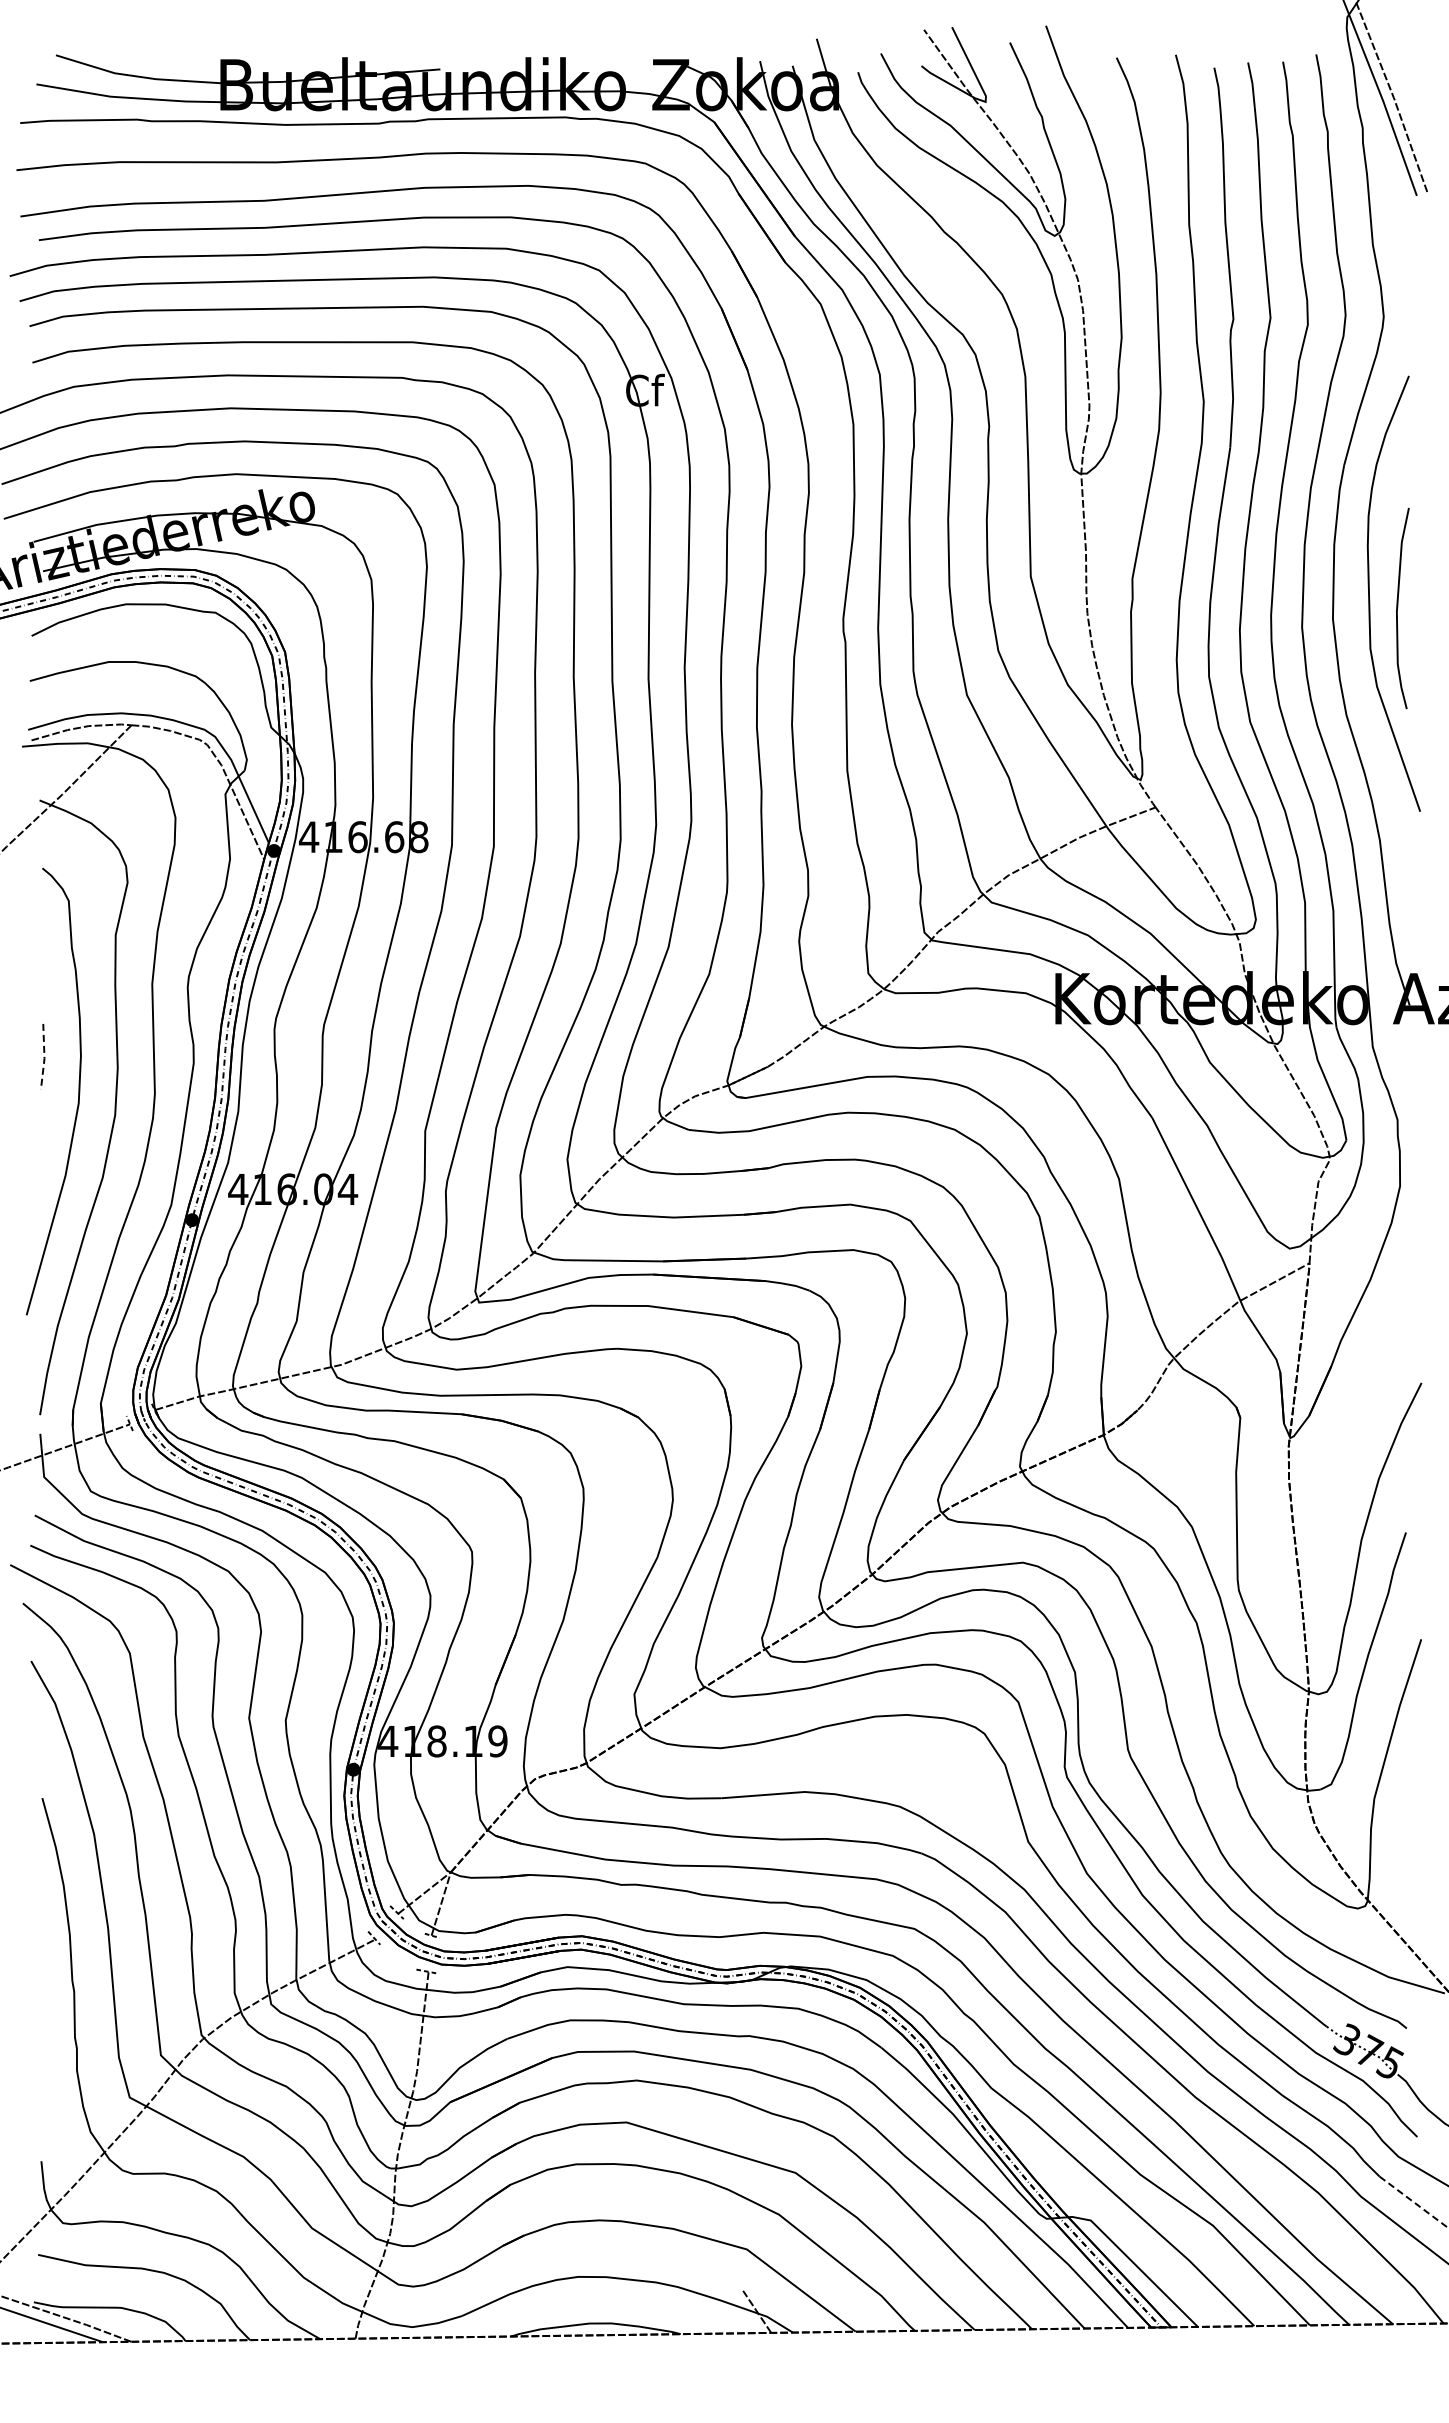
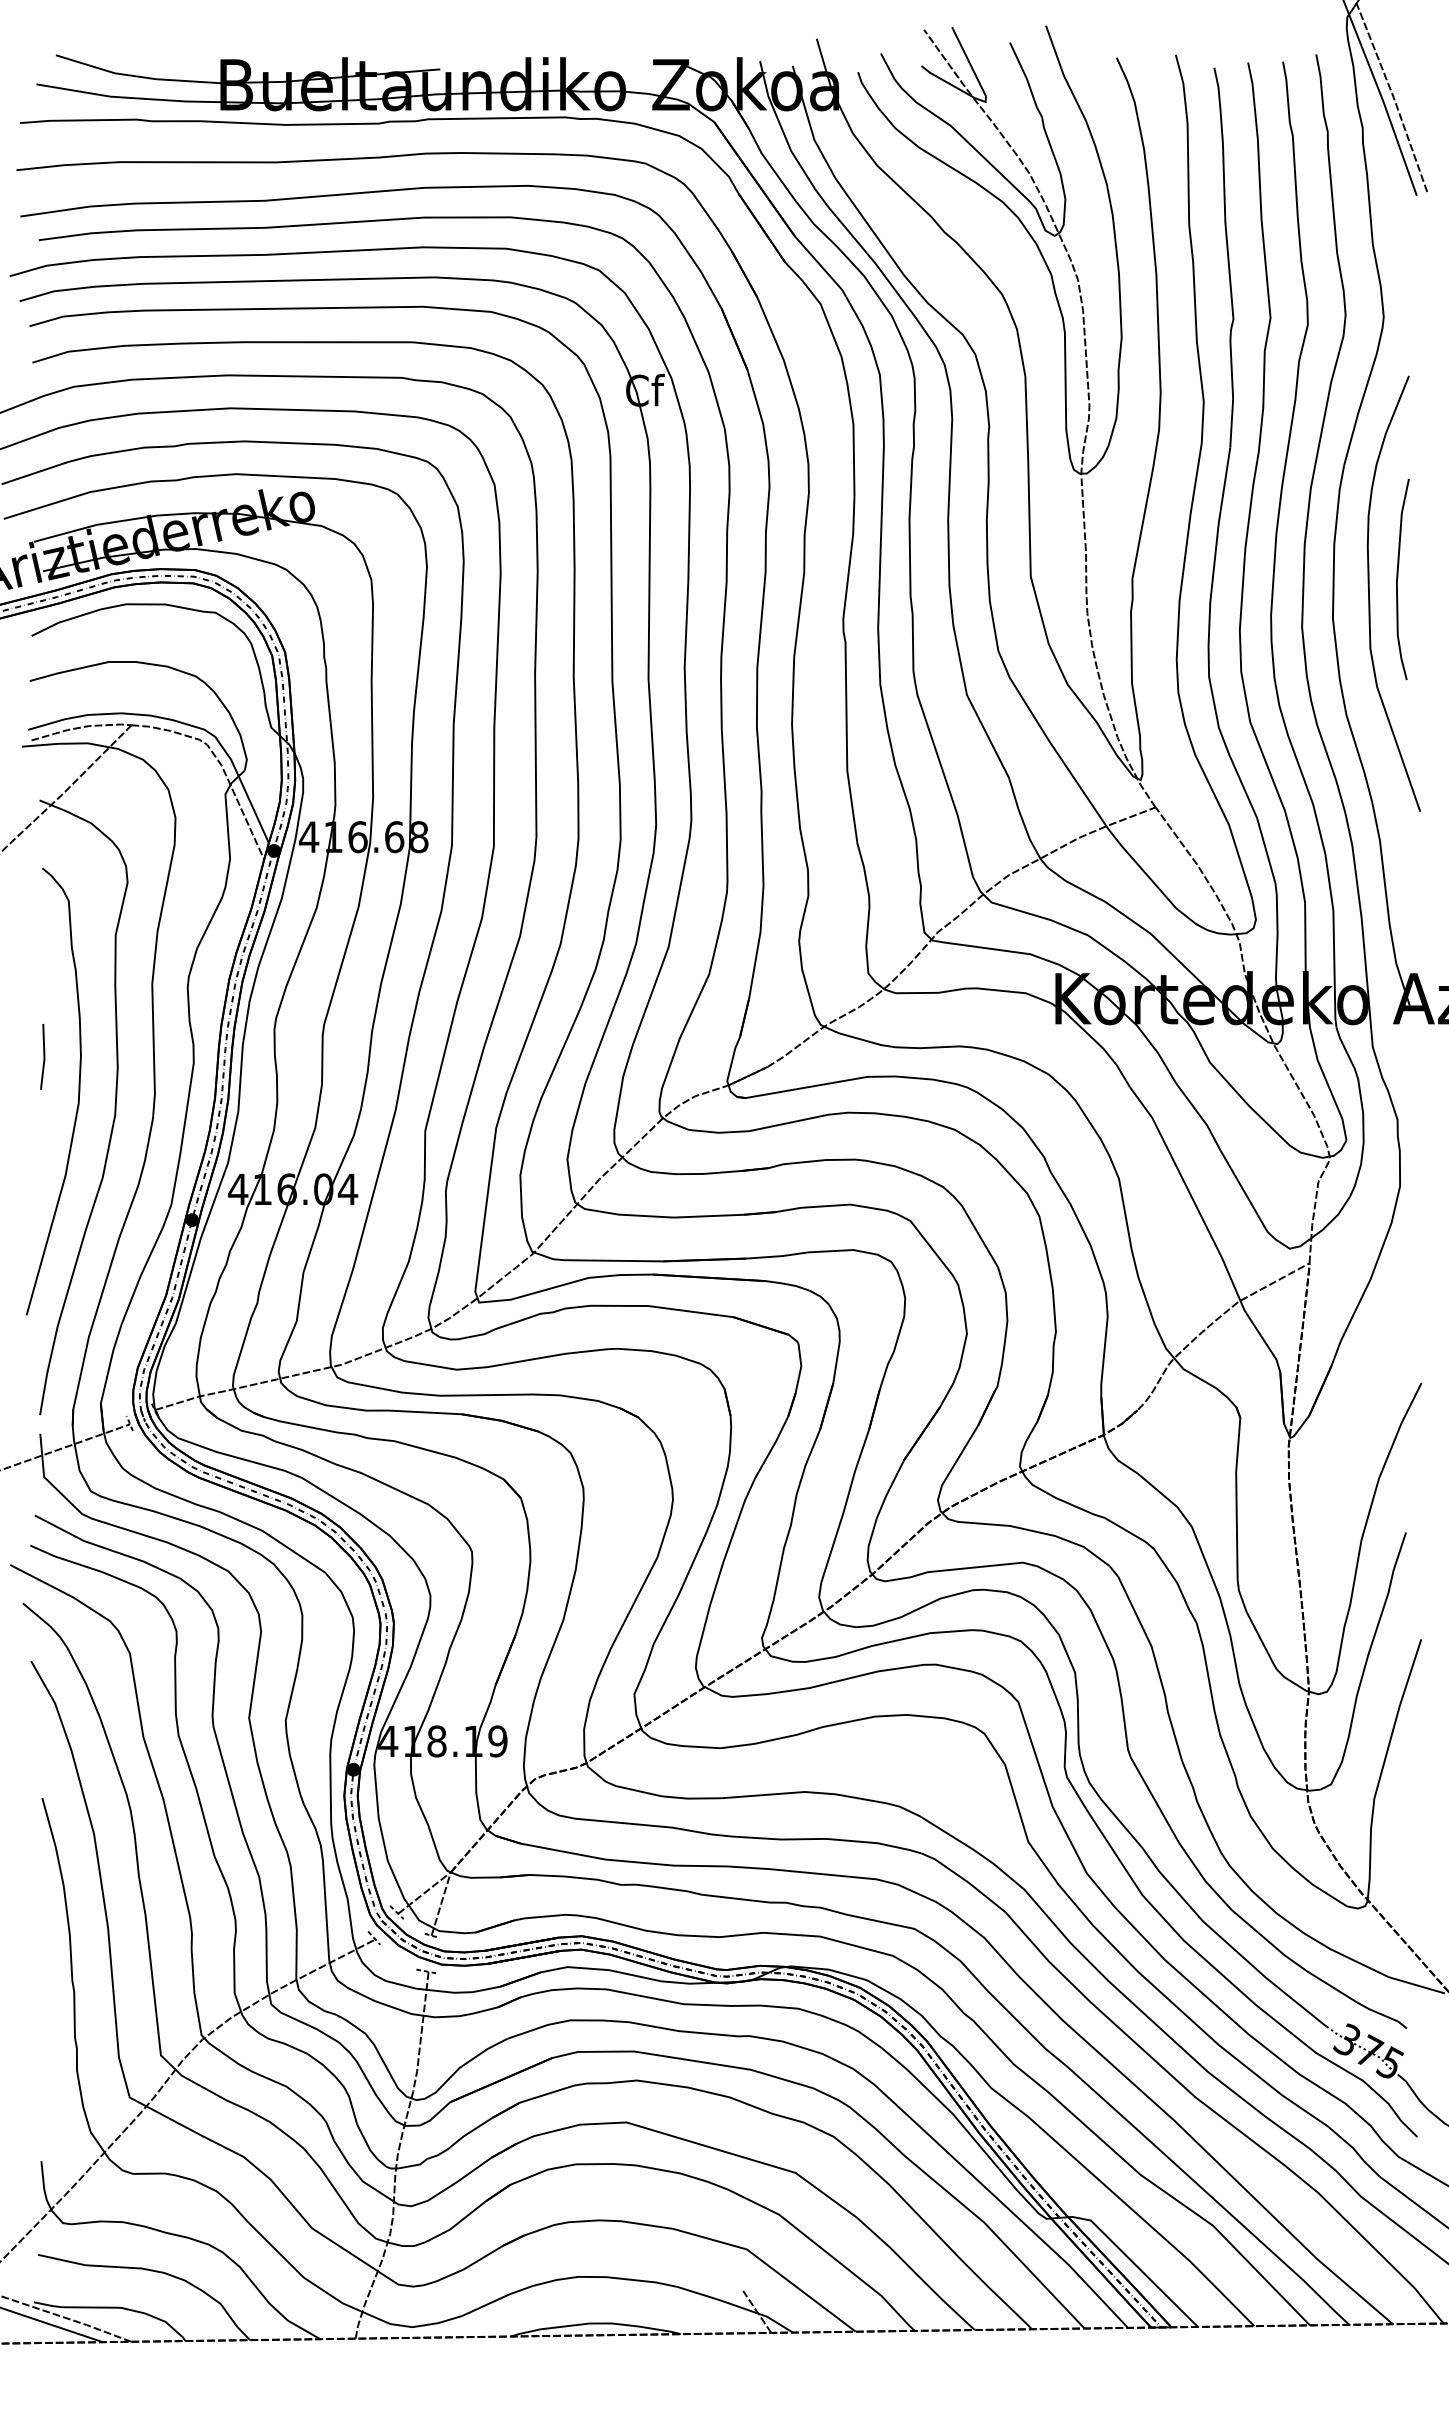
curve position: (1398, 607) -> (1398, 578) (1398, 578)
line: dashed -> solid (44, 1057)
line: dashed -> solid (1414, 2202)
